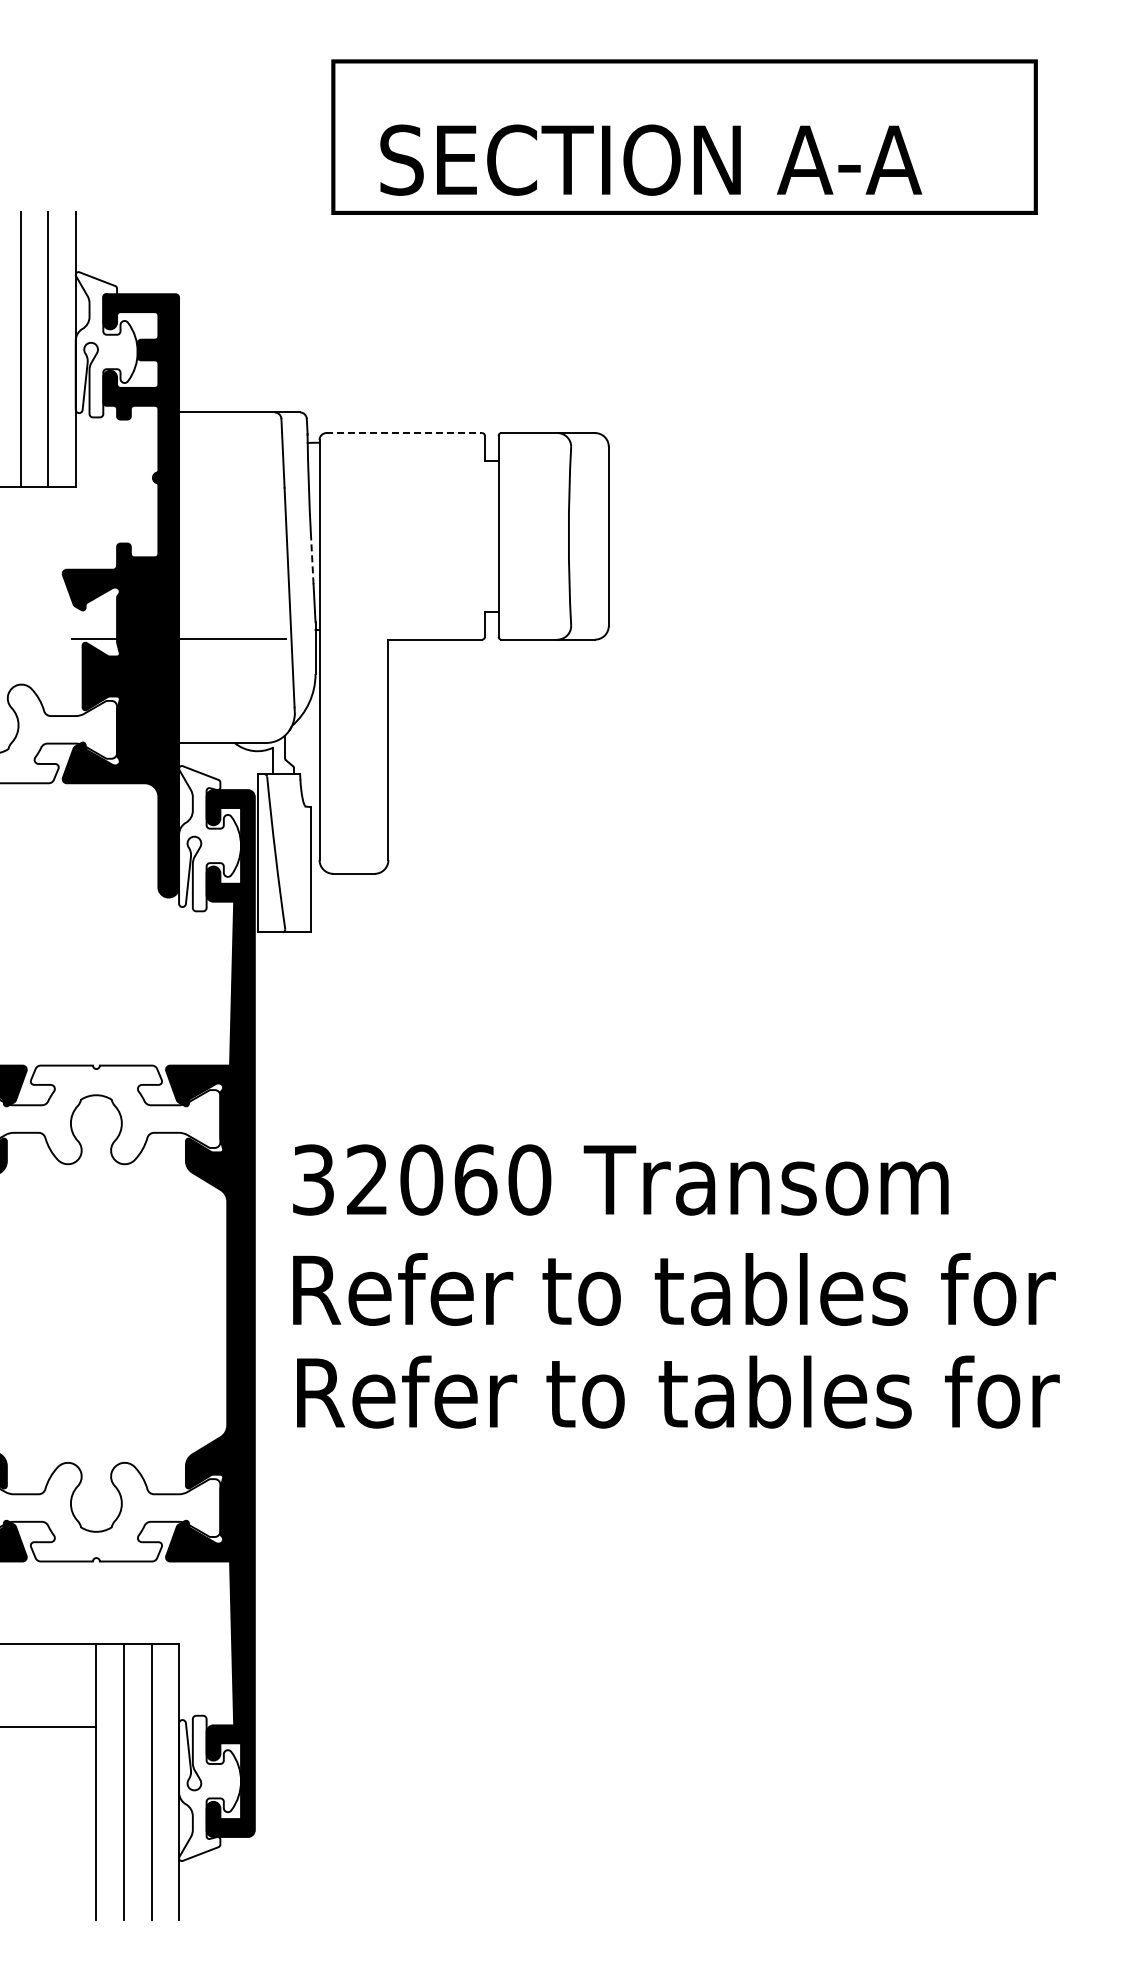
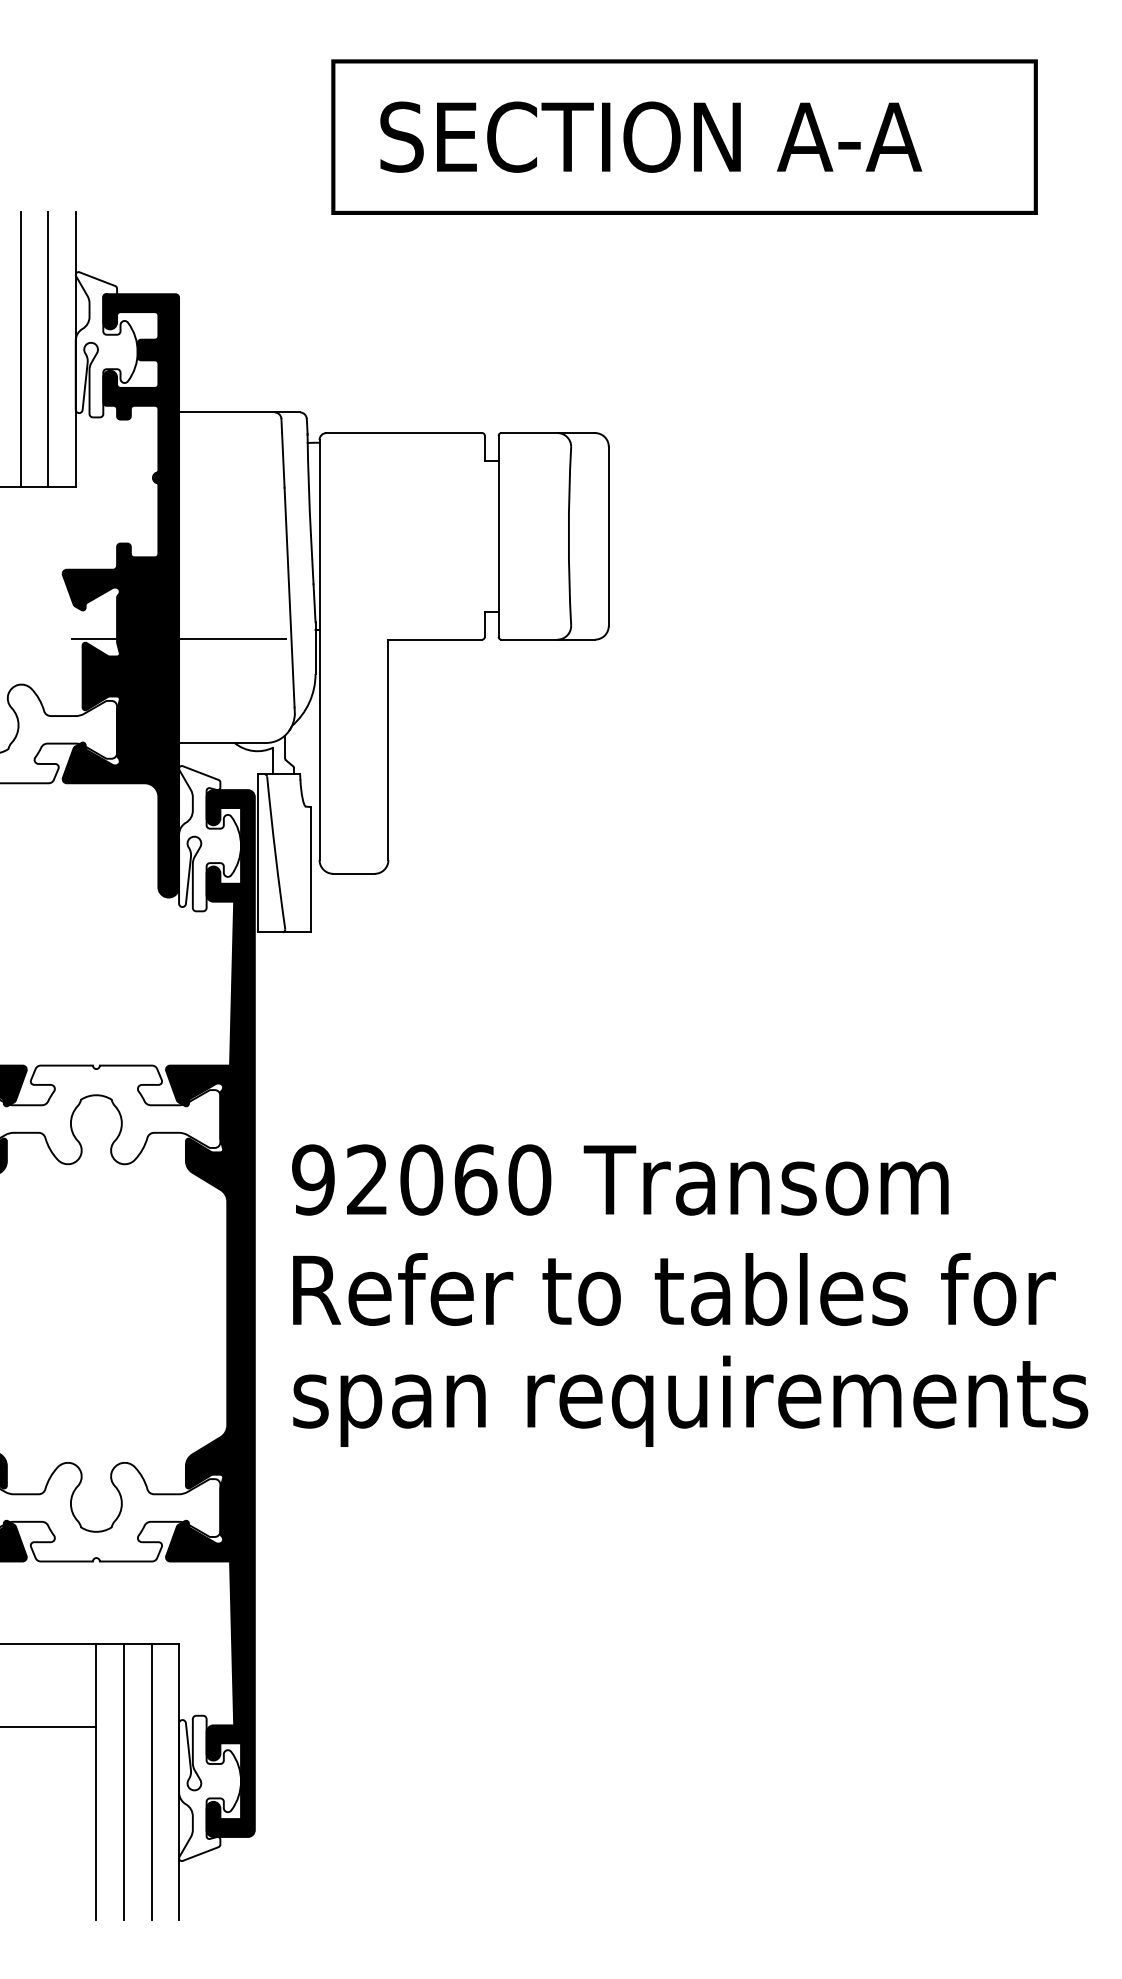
text position: (651, 159) -> (651, 136) (651, 136)
line: dashed -> solid (404, 433)
line: dashed -> solid (312, 559)
text: 32060 -> 92060 (313, 1179)
text: Refer to tables for -> span requirements (690, 1400)
